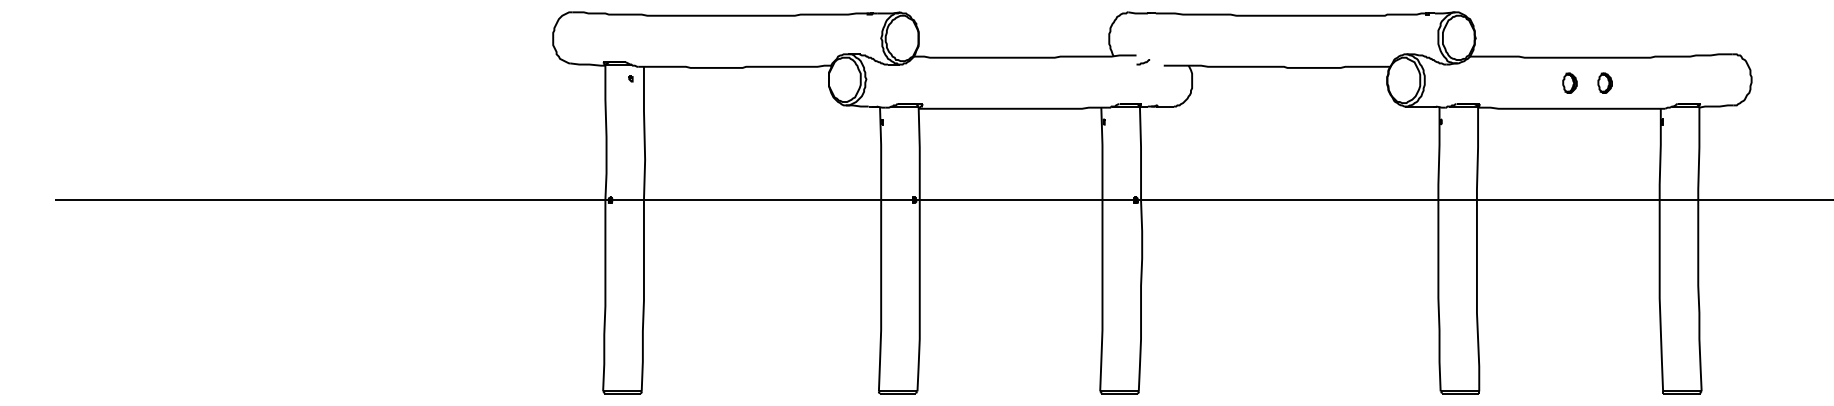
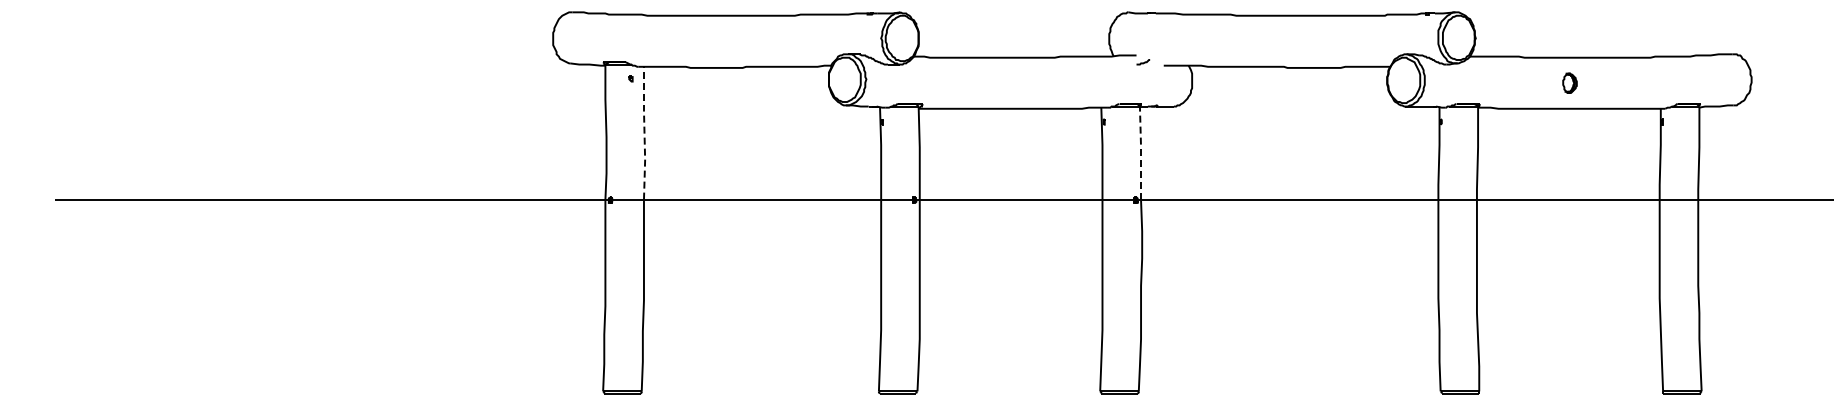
part: present -> none (1604, 82)
line: solid -> dashed (644, 132)
line: solid -> dashed (1141, 153)
